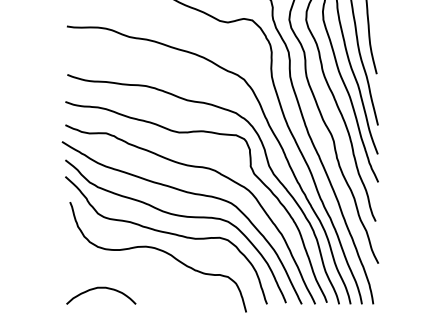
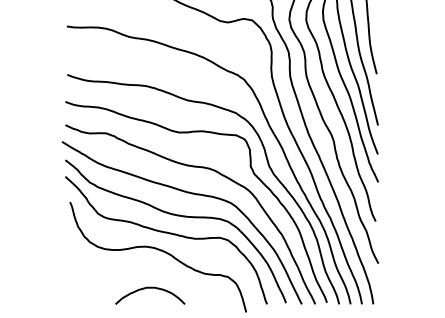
curve position: (101, 288) -> (150, 288) (150, 288)
